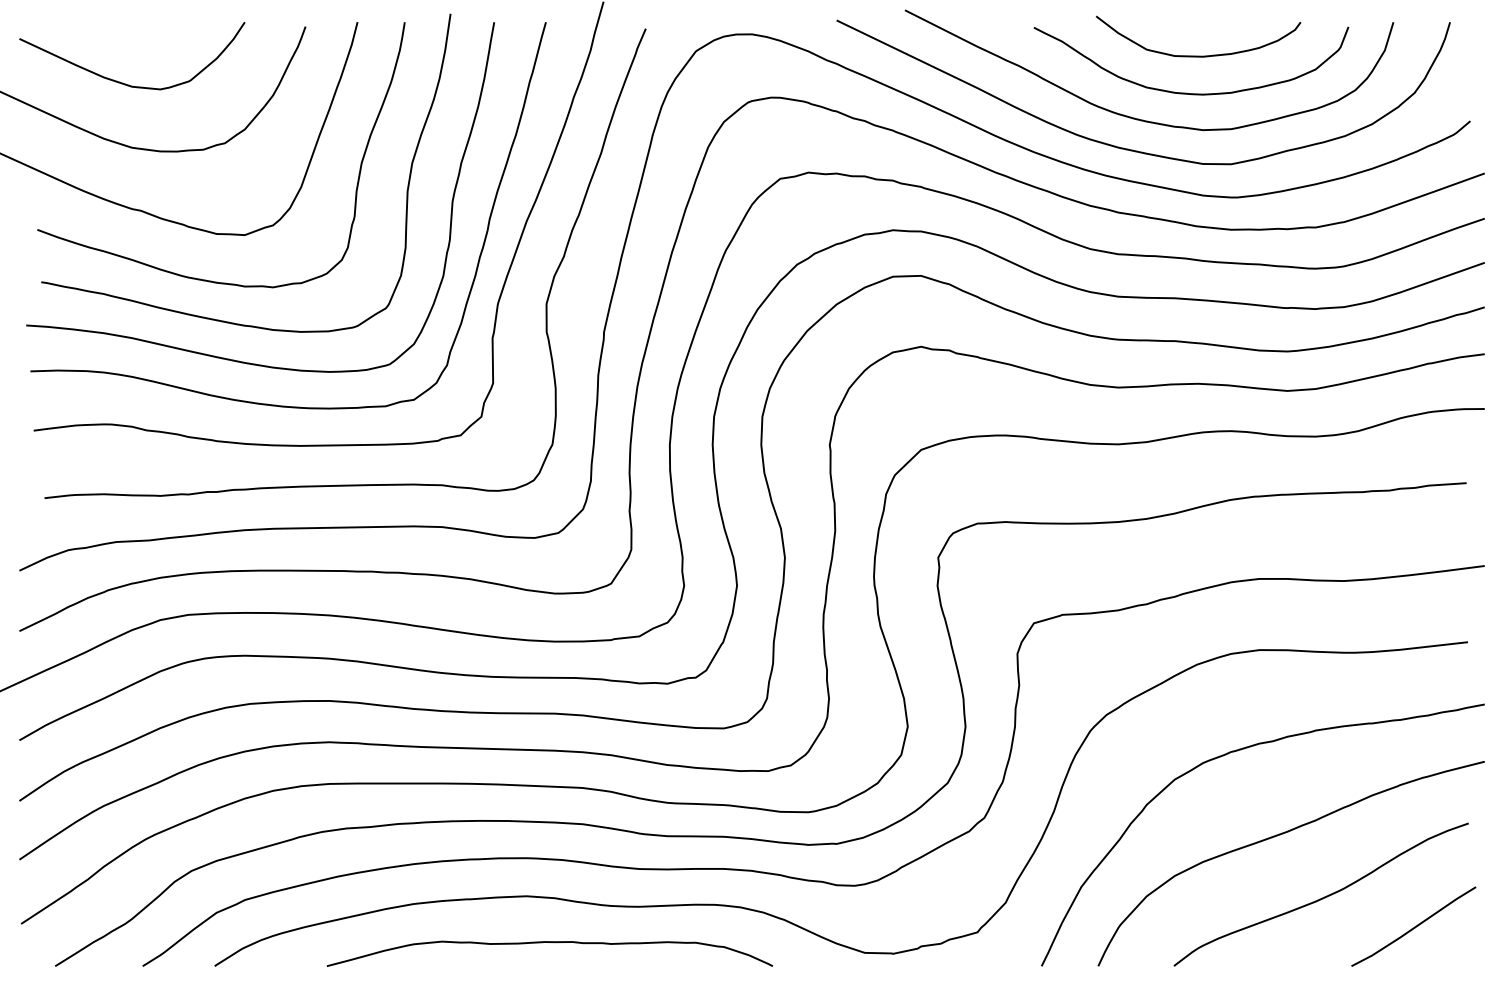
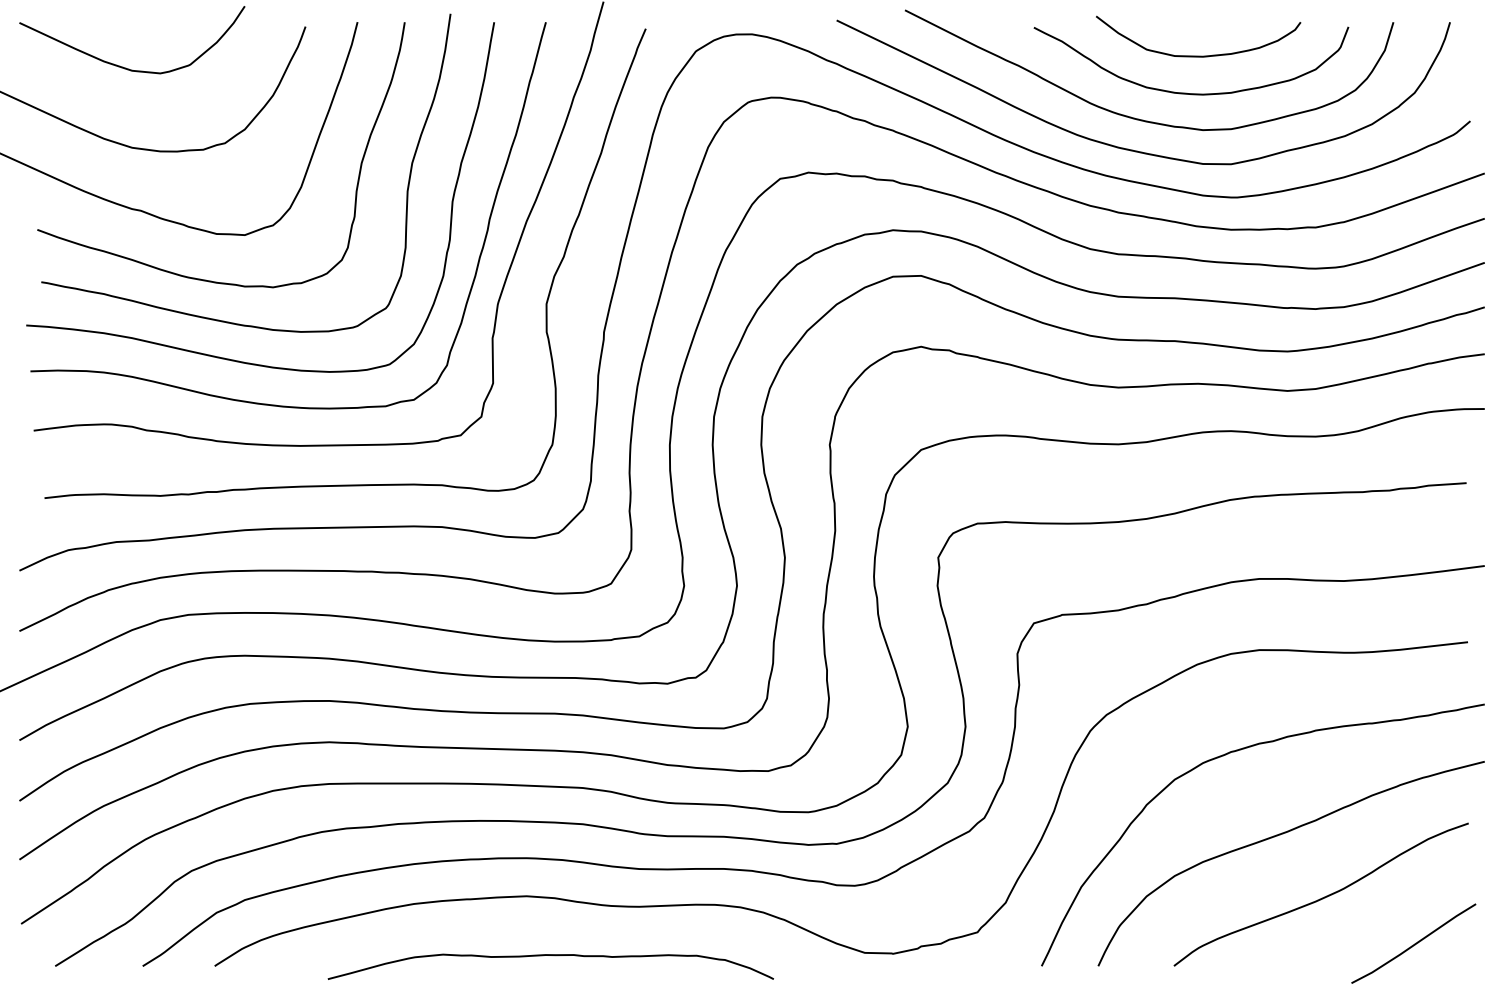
curve position: (122, 82) -> (122, 66) (122, 66)
line position: (1414, 926) -> (1414, 943) (1414, 943)
curve position: (553, 943) -> (554, 956) (554, 956)
